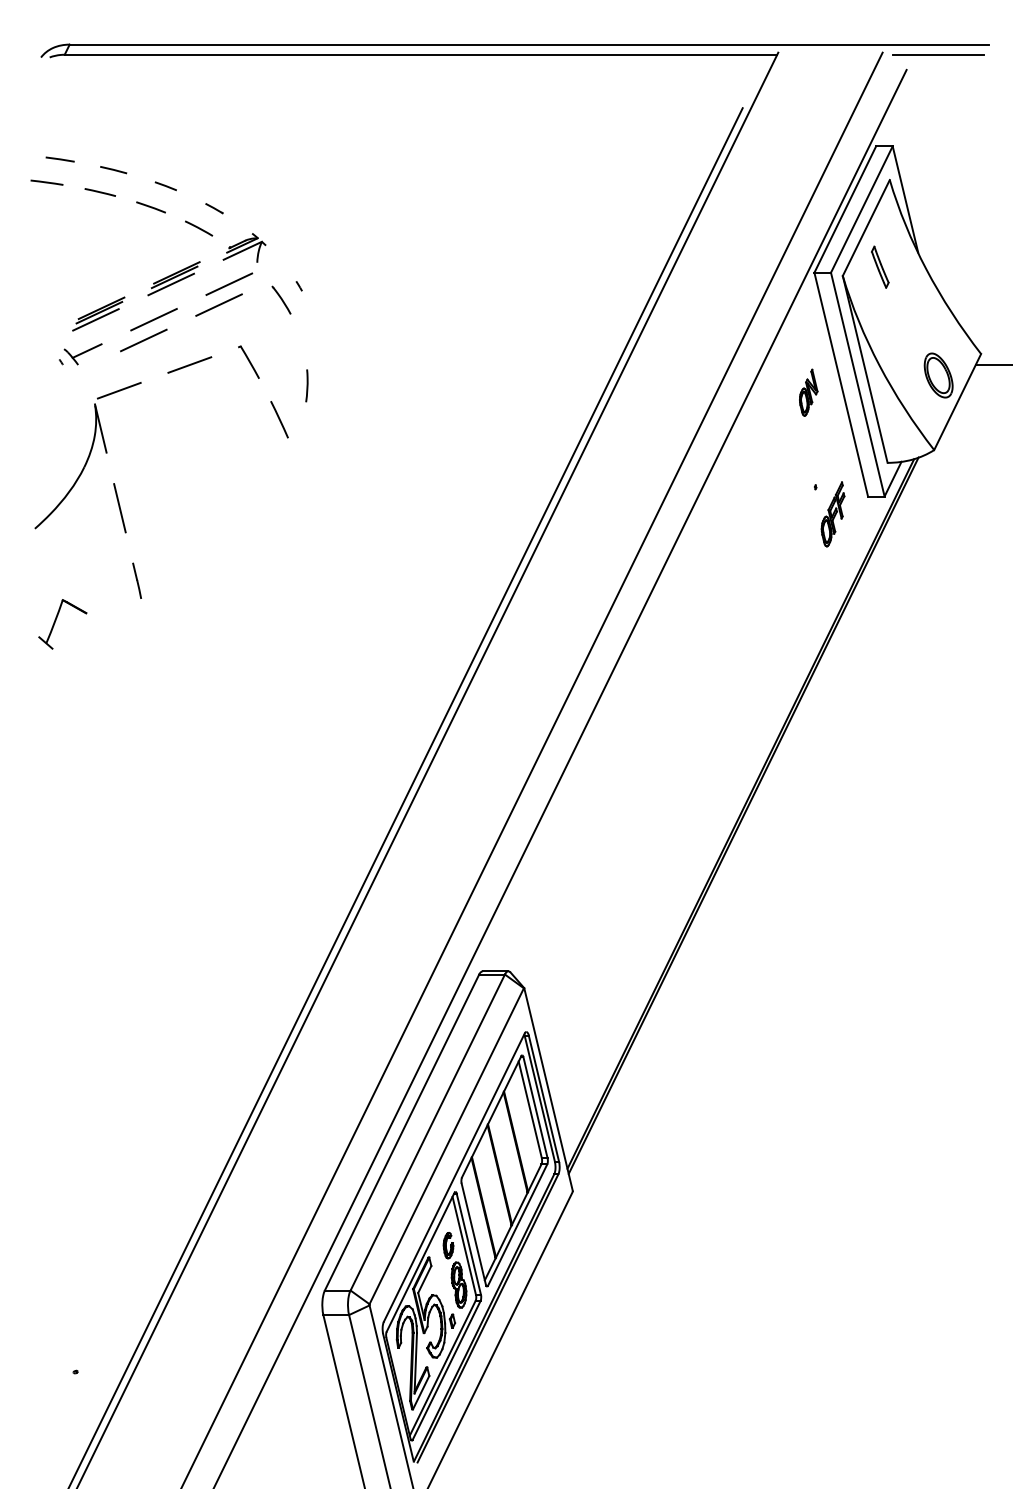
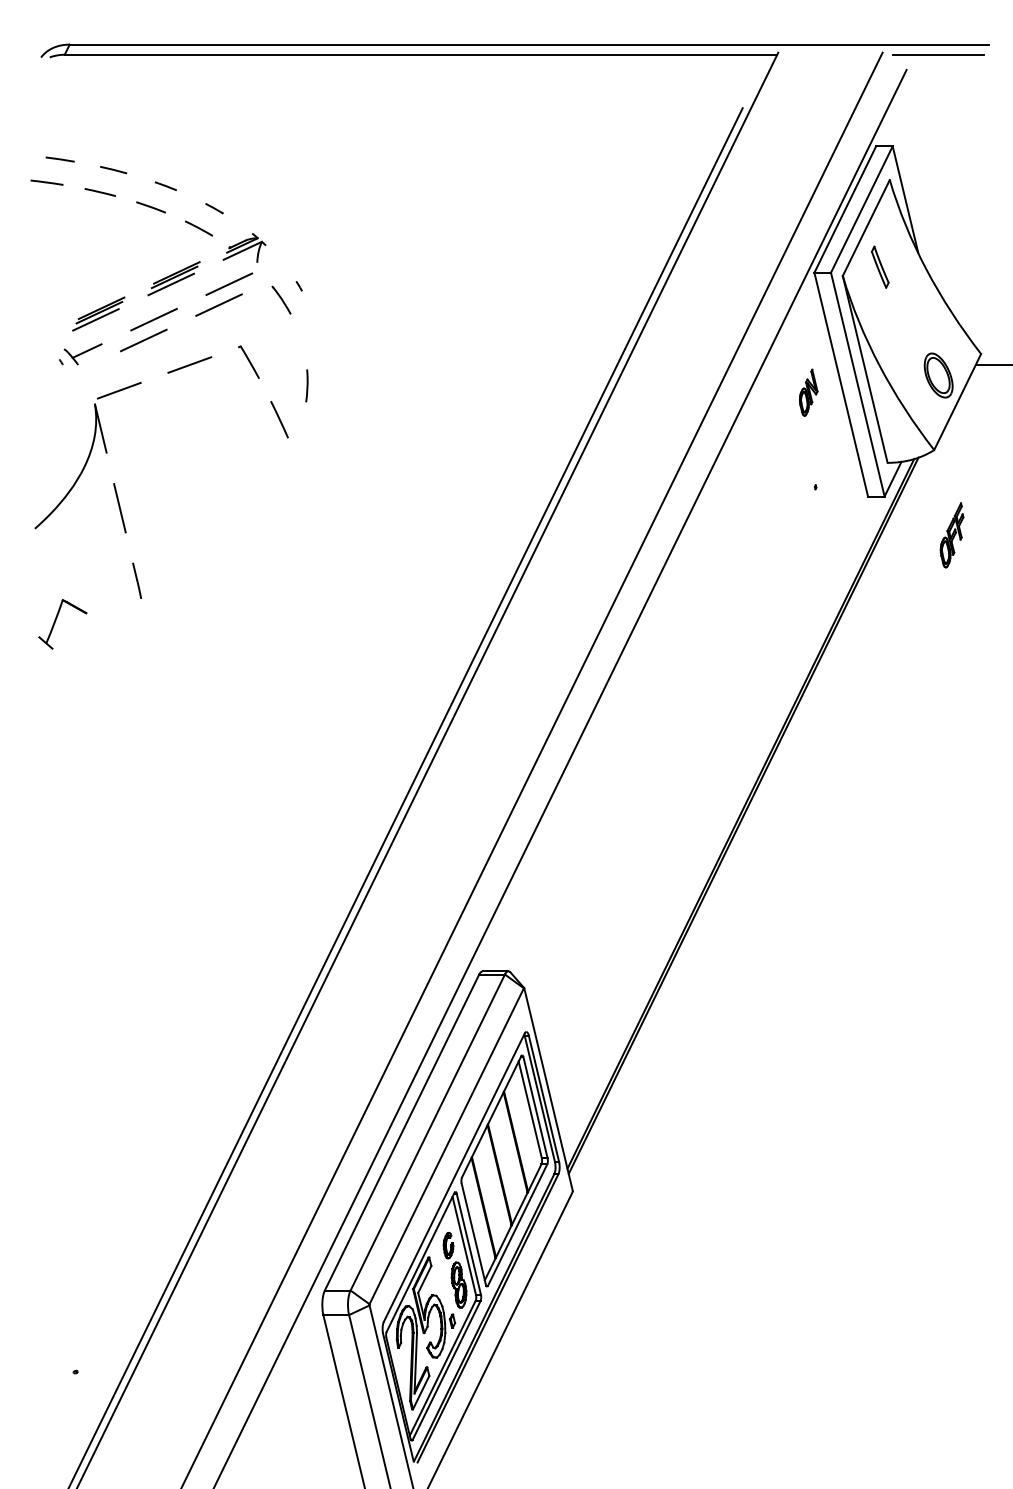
part position: (832, 514) -> (951, 535) (951, 535)
